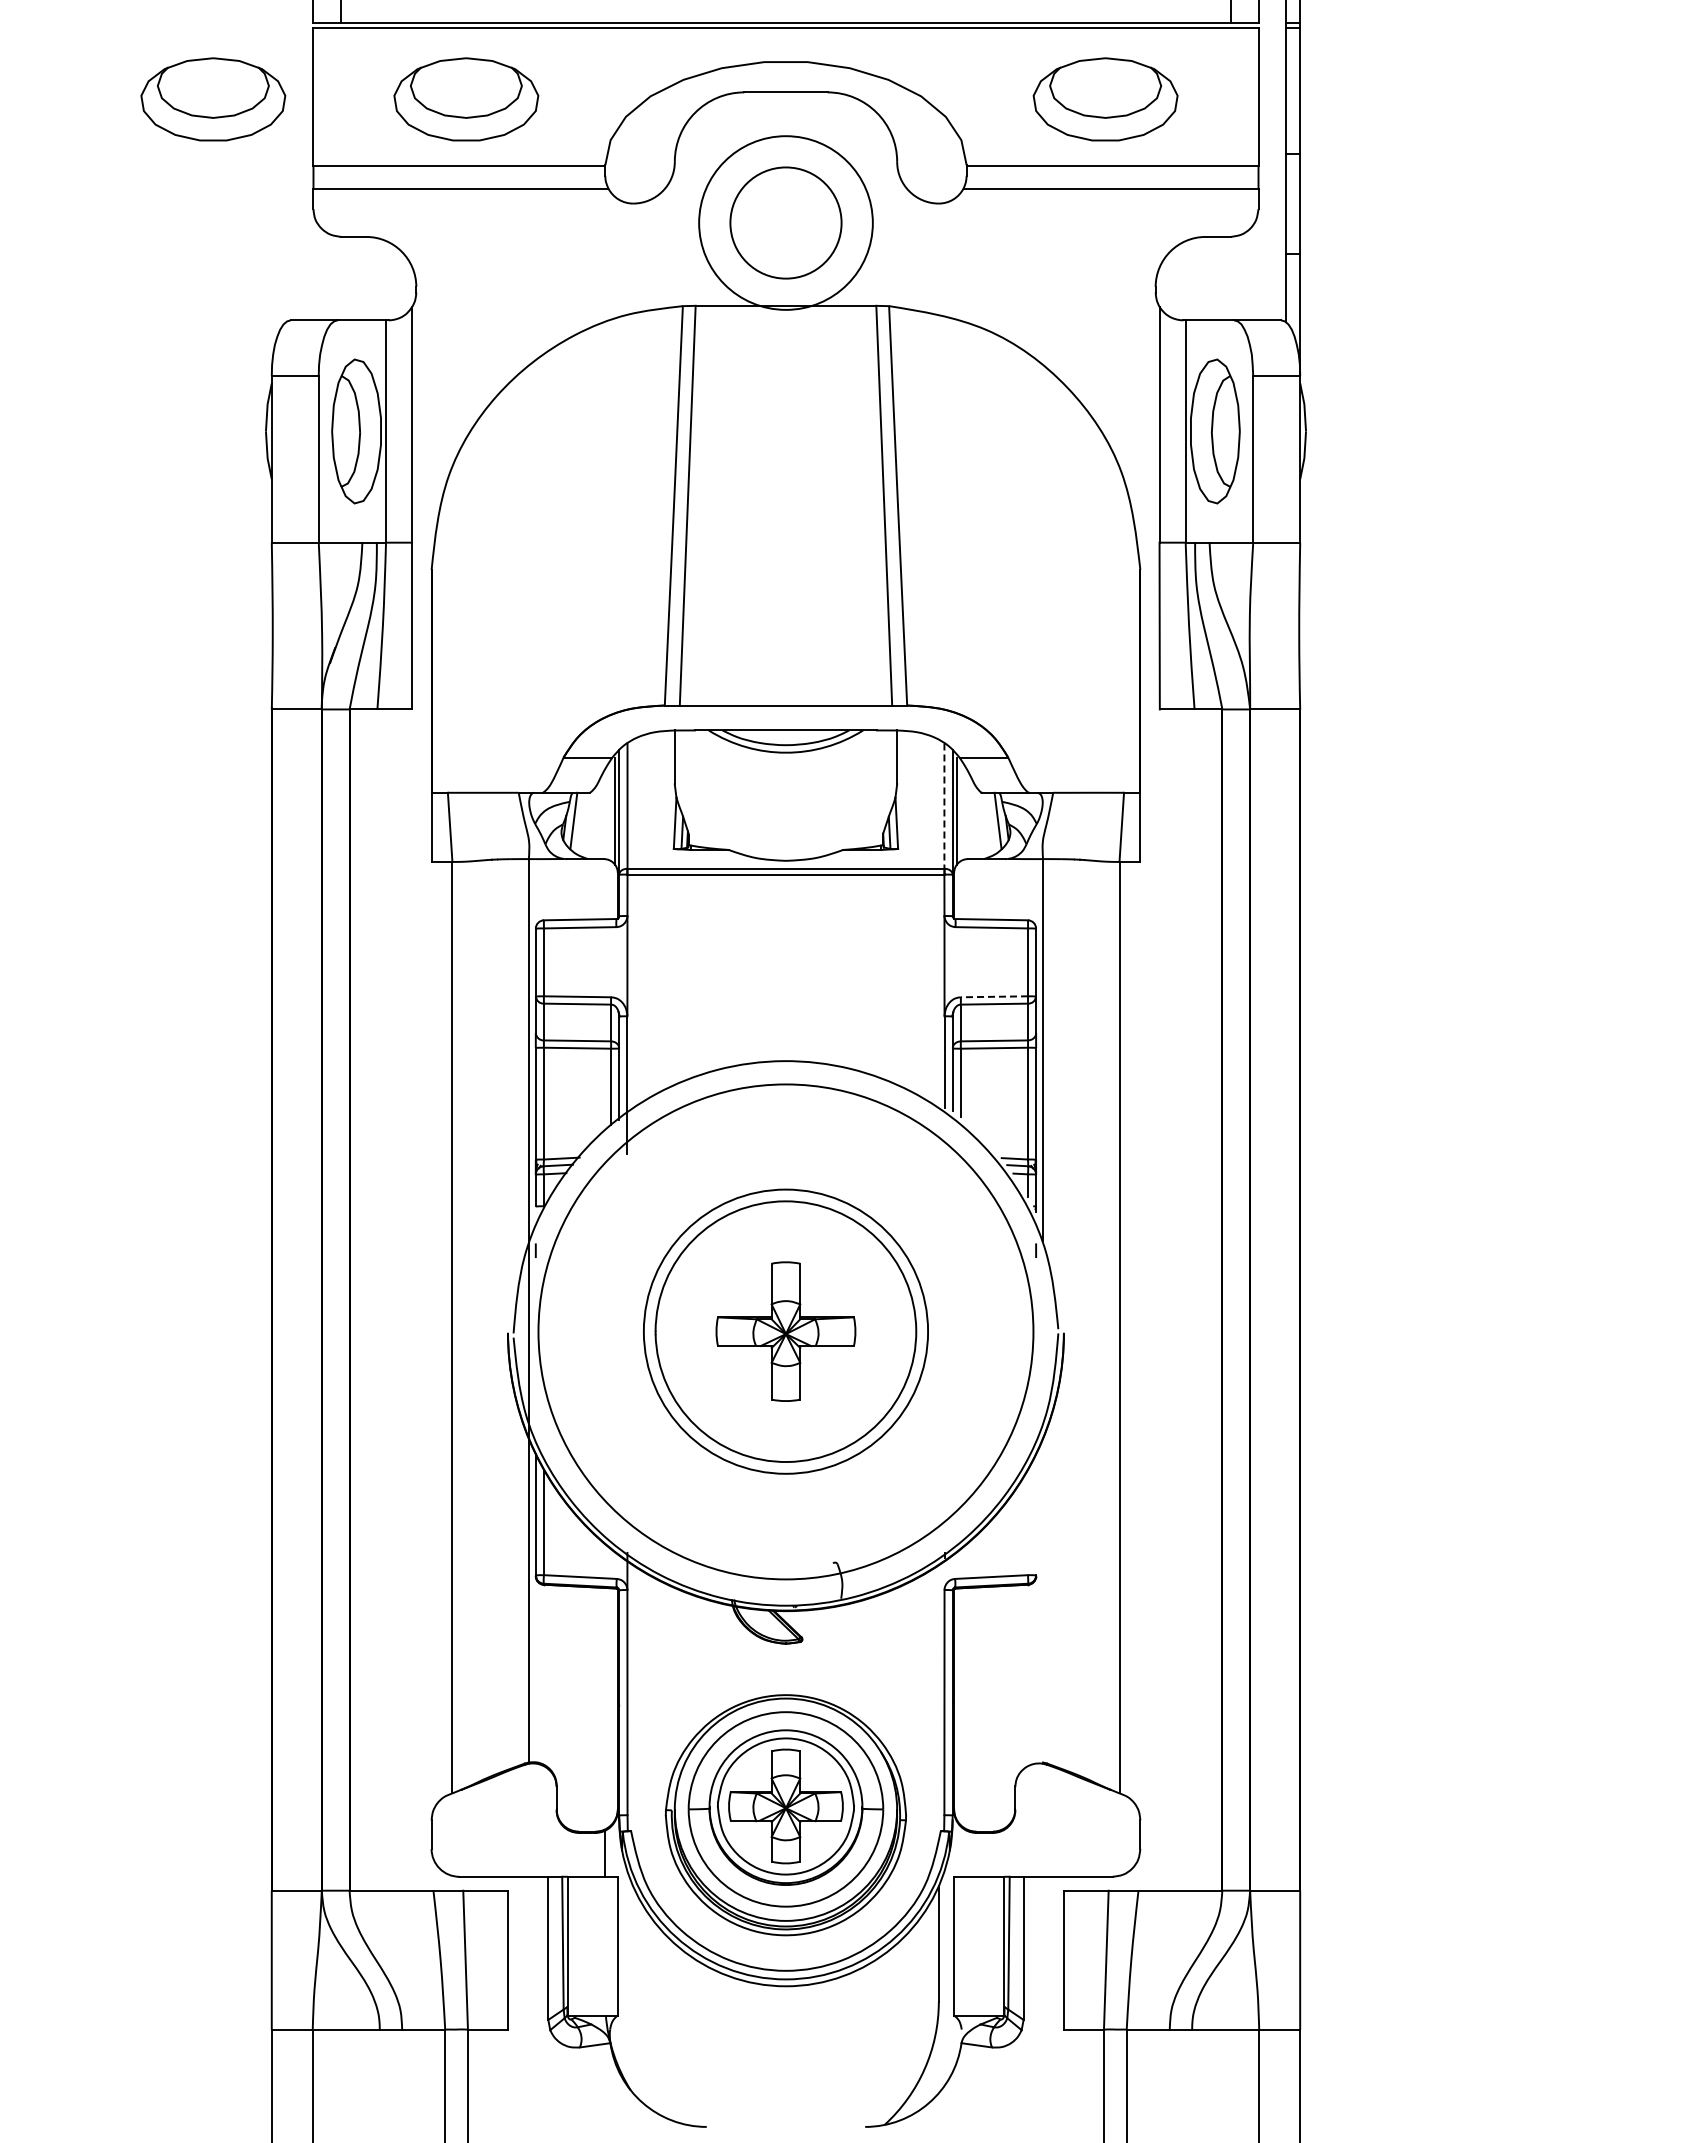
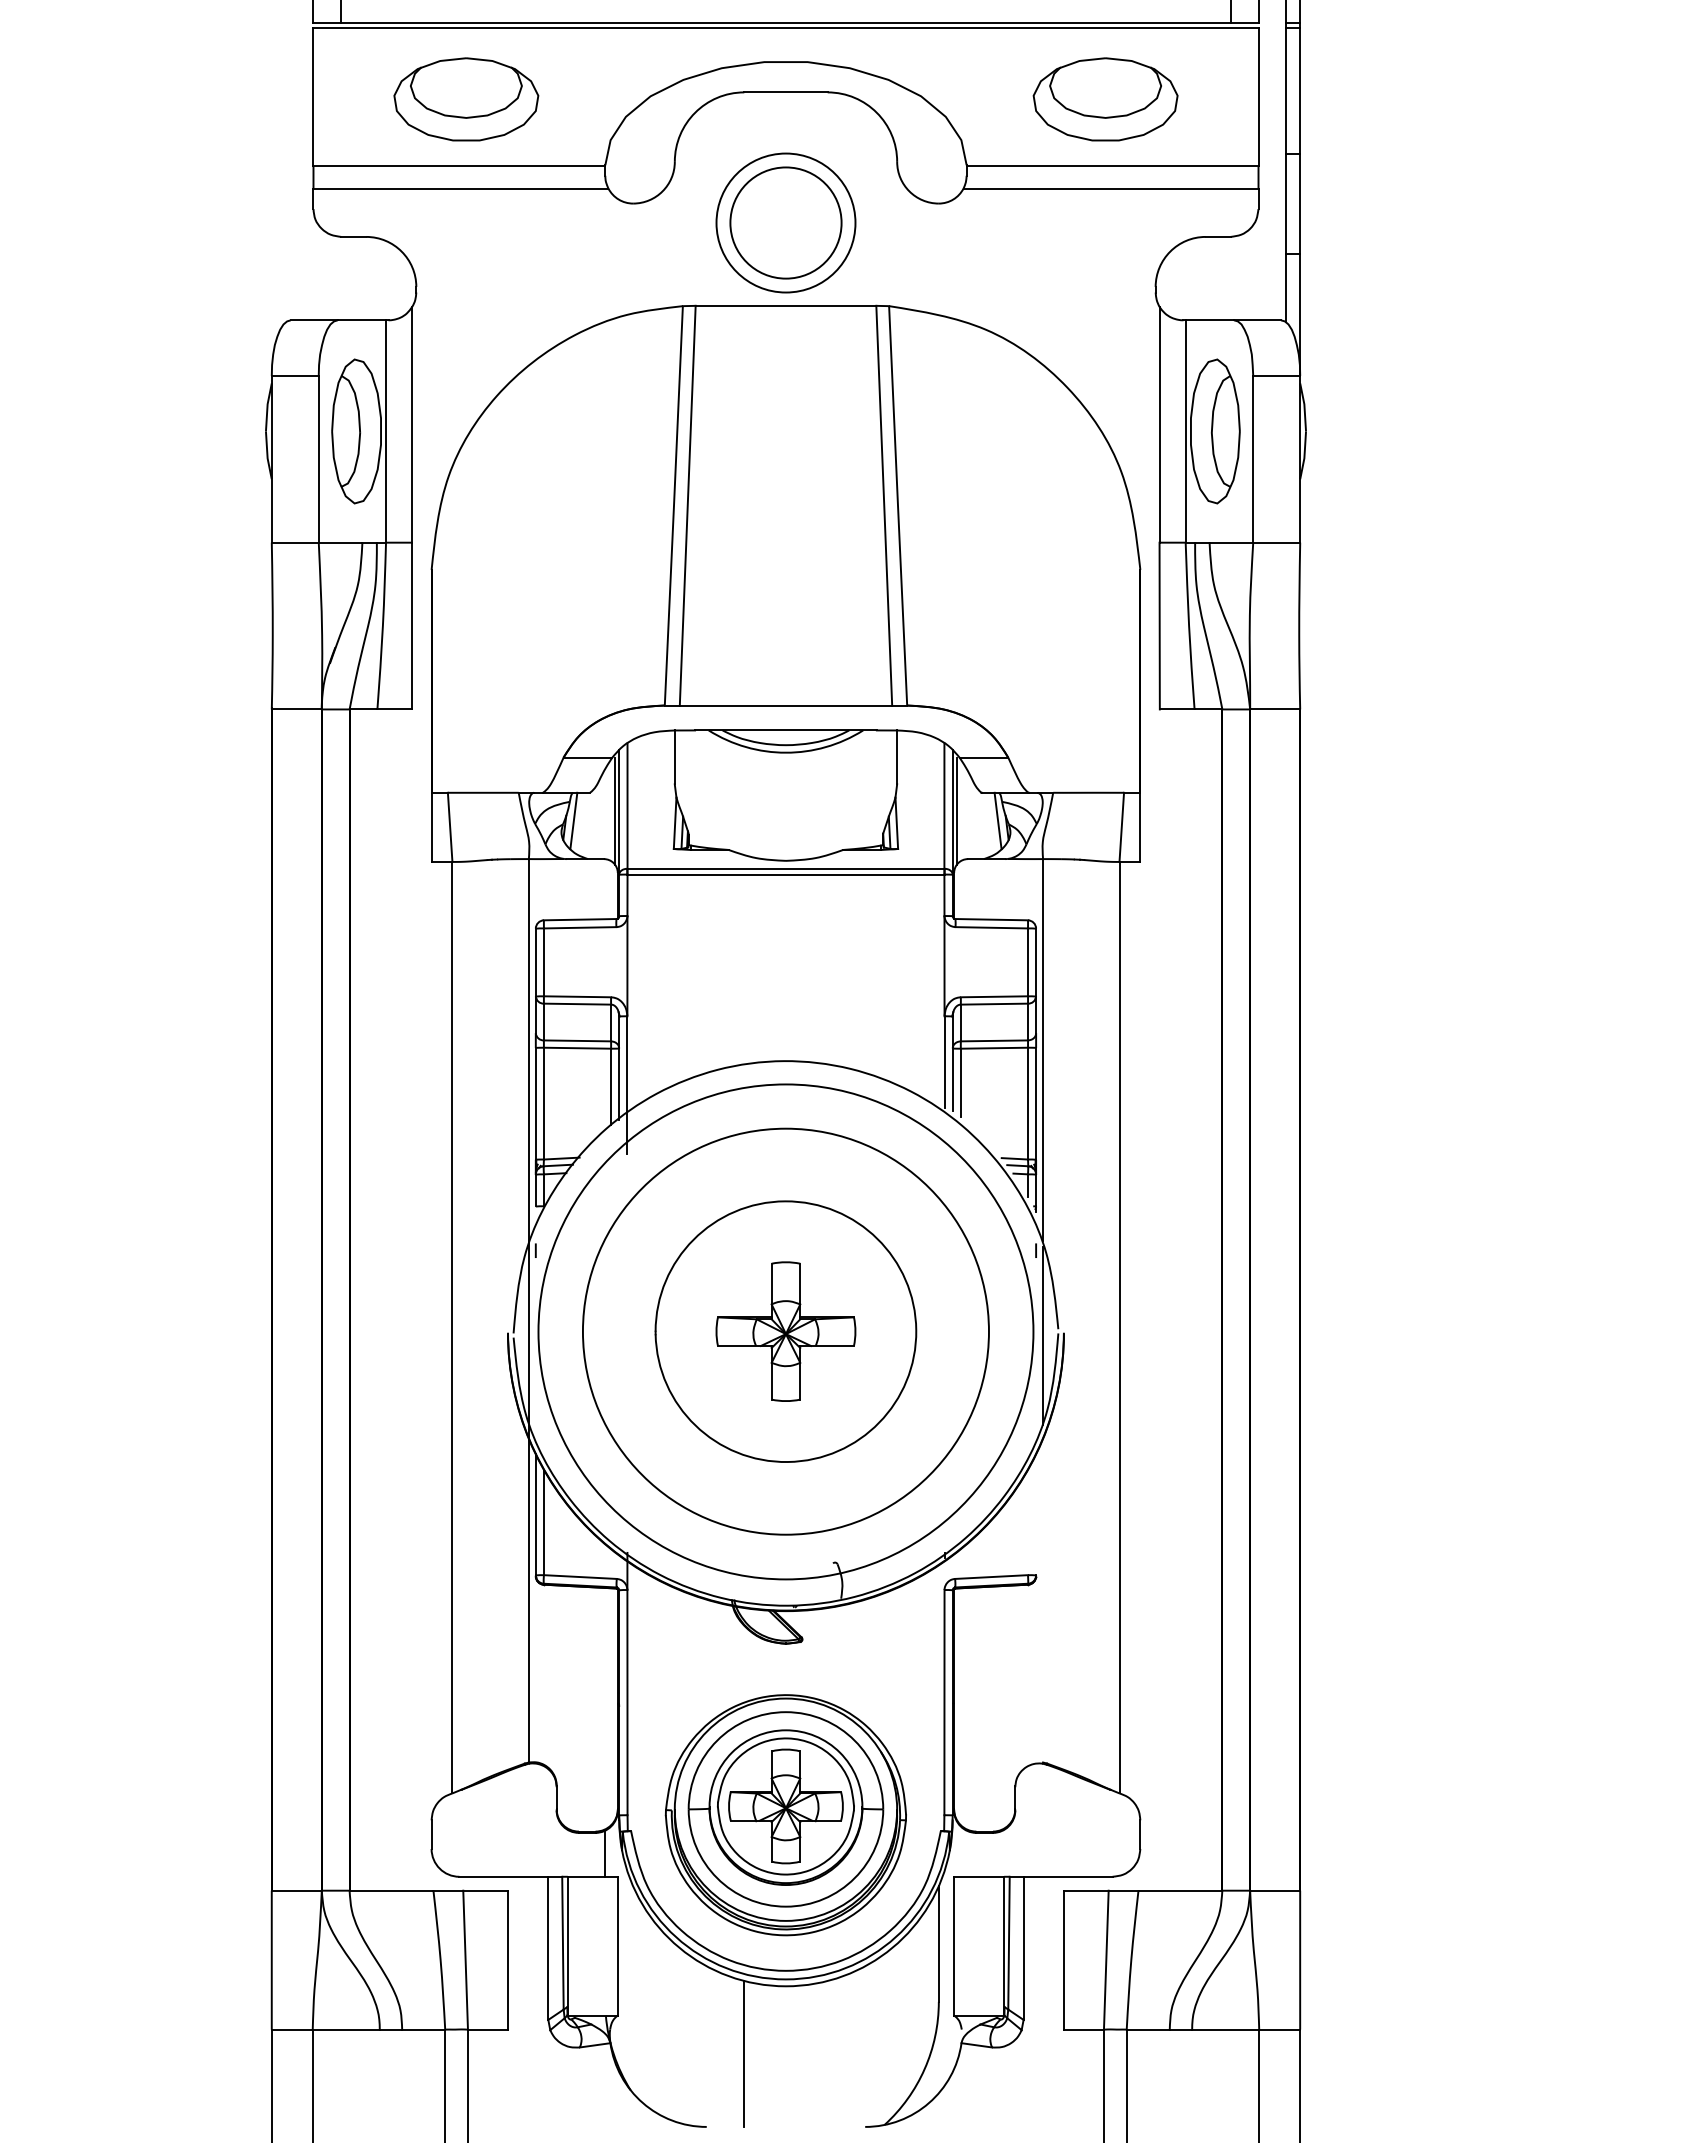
part: present -> none (213, 99)
circle diameter: 174 px -> 139 px (785, 222)
line: dashed -> solid (944, 806)
line: dashed -> solid (994, 996)
circle diameter: 284 px -> 406 px (785, 1331)
line: none -> present (1043, 1335)
line: none -> present (744, 2053)
